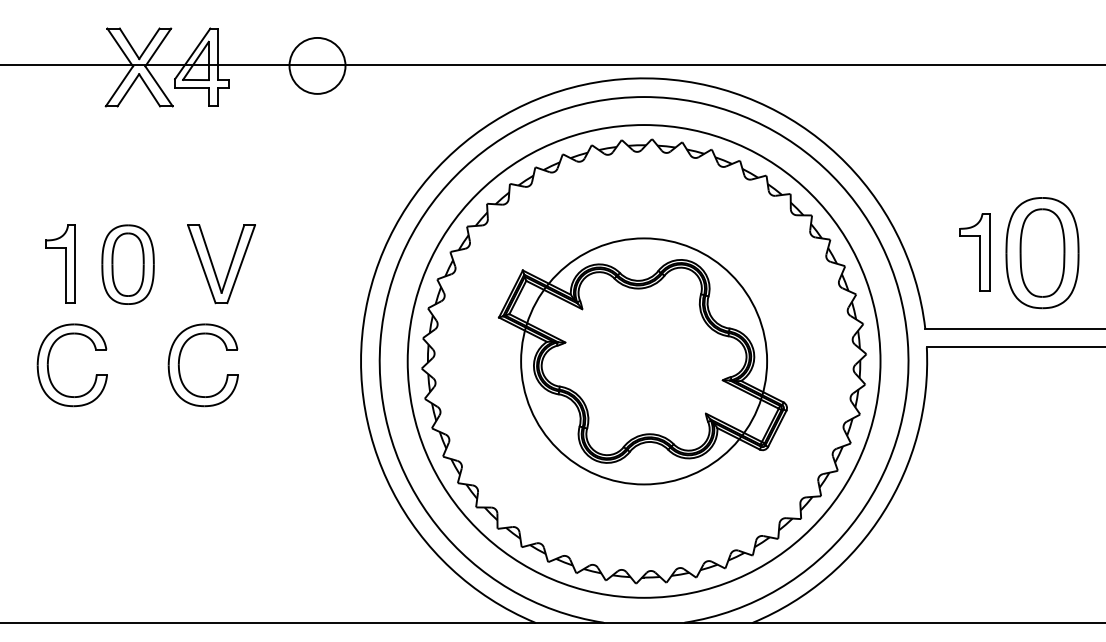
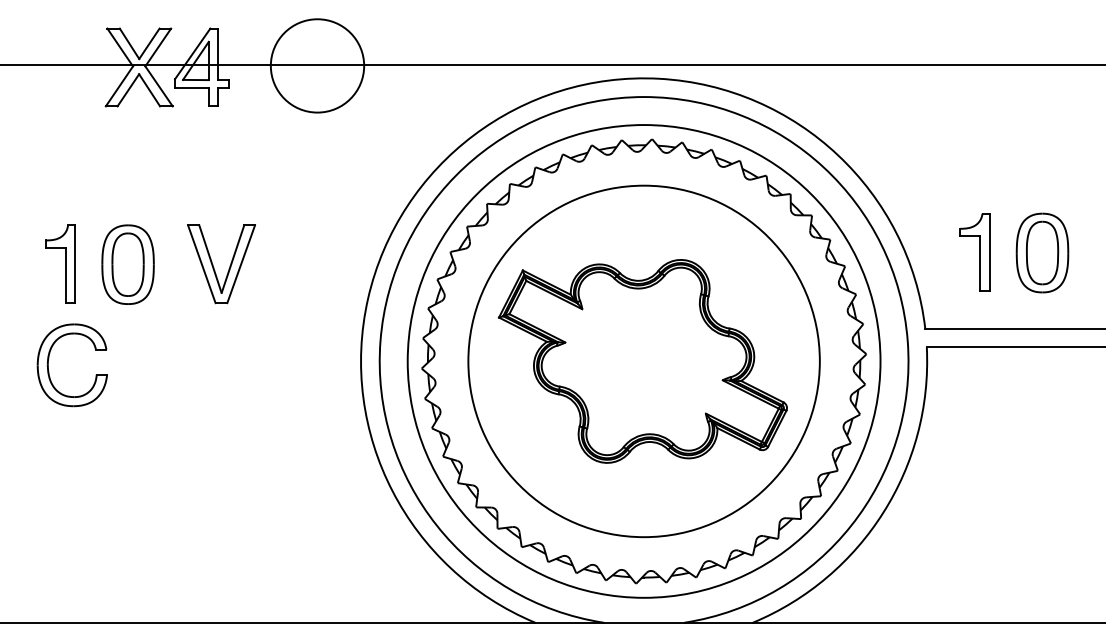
circle diameter: 56 px -> 93 px (317, 65)
part size: 75x113 px -> 55x82 px (1042, 252)
circle diameter: 246 px -> 351 px (643, 361)
part: present -> none (180, 371)
